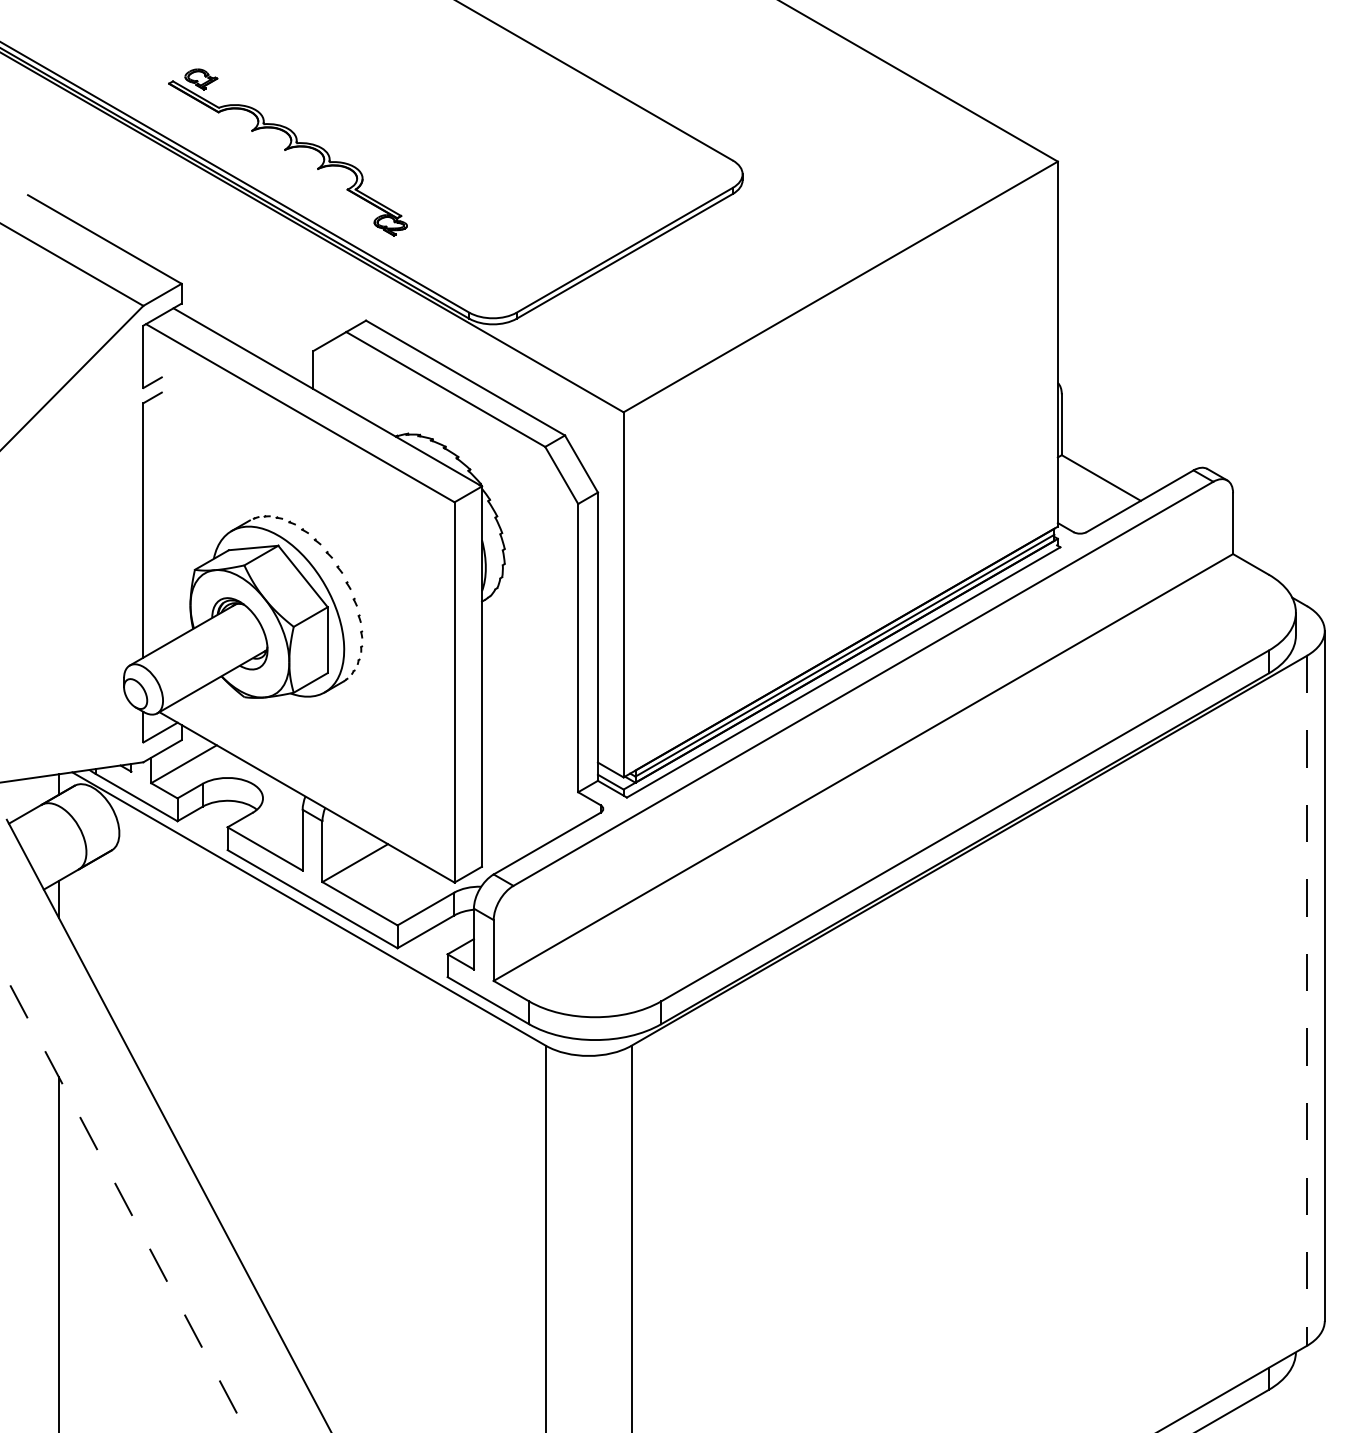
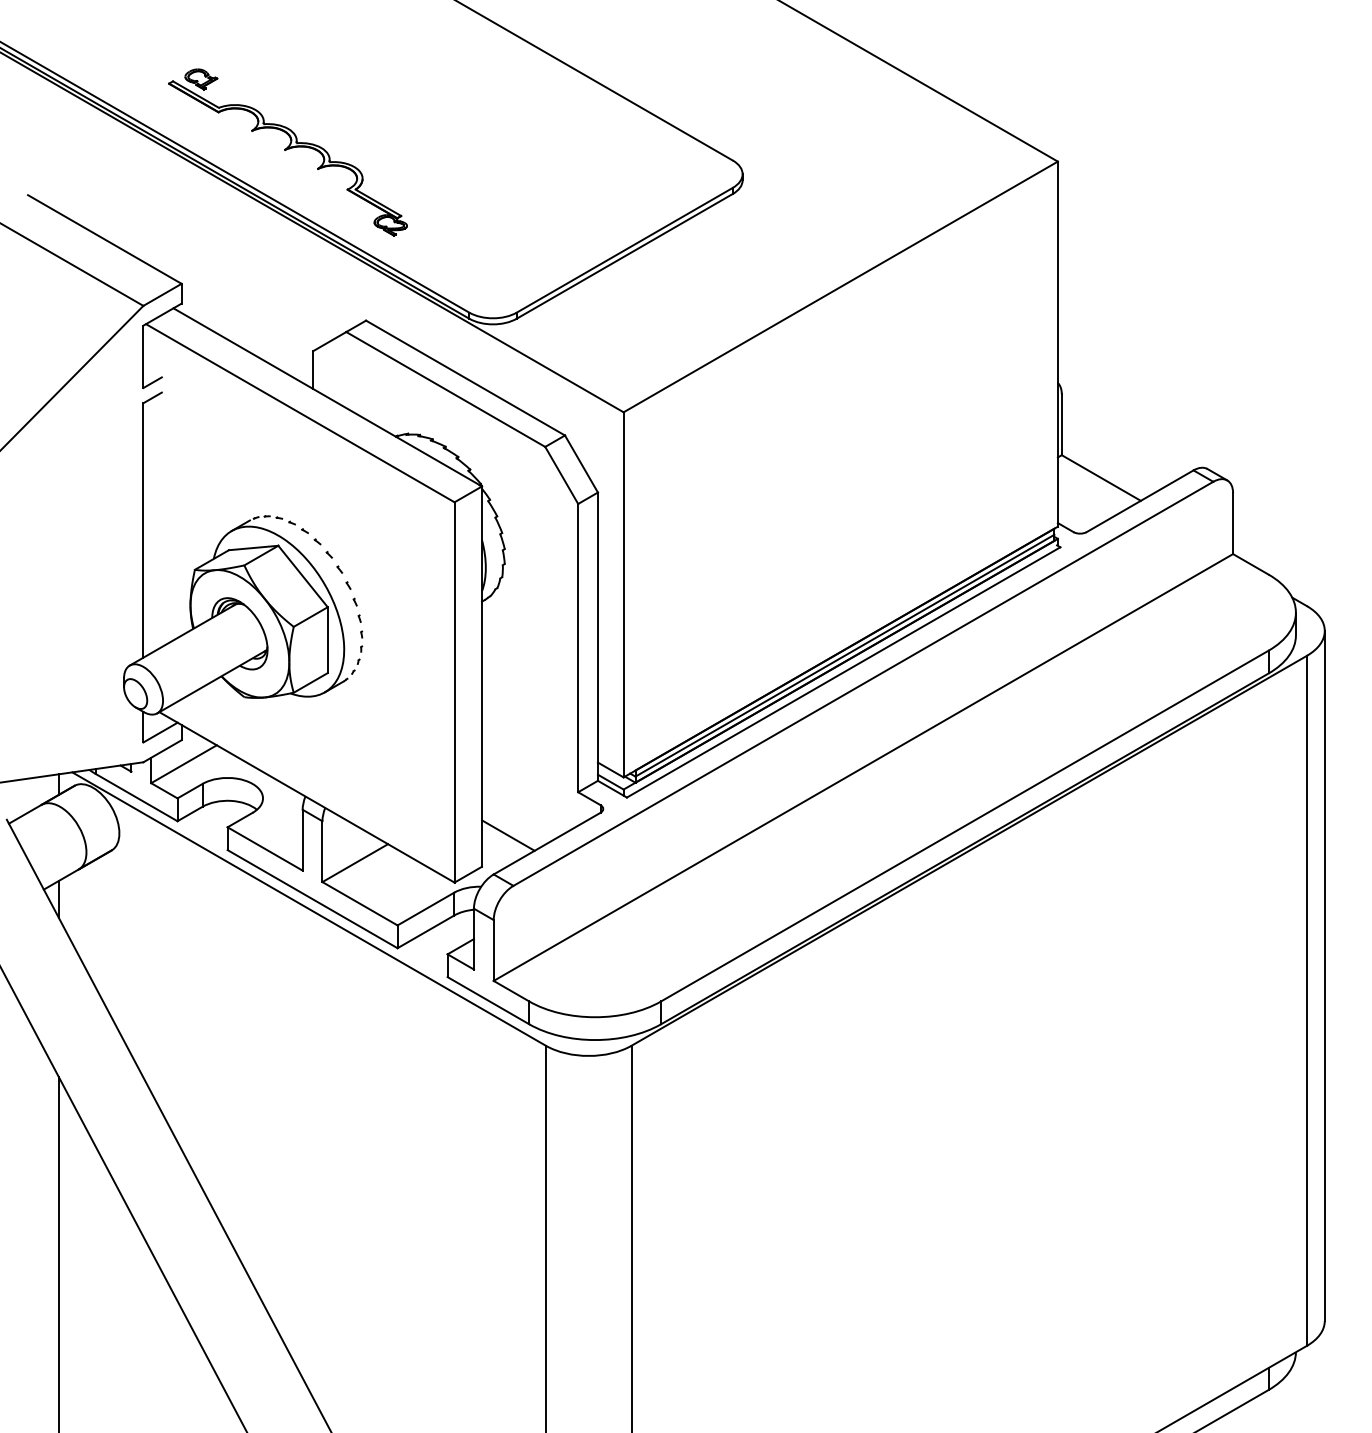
line: none -> present (508, 835)
line: dashed -> solid (1306, 1001)
line: dashed -> solid (123, 1199)
